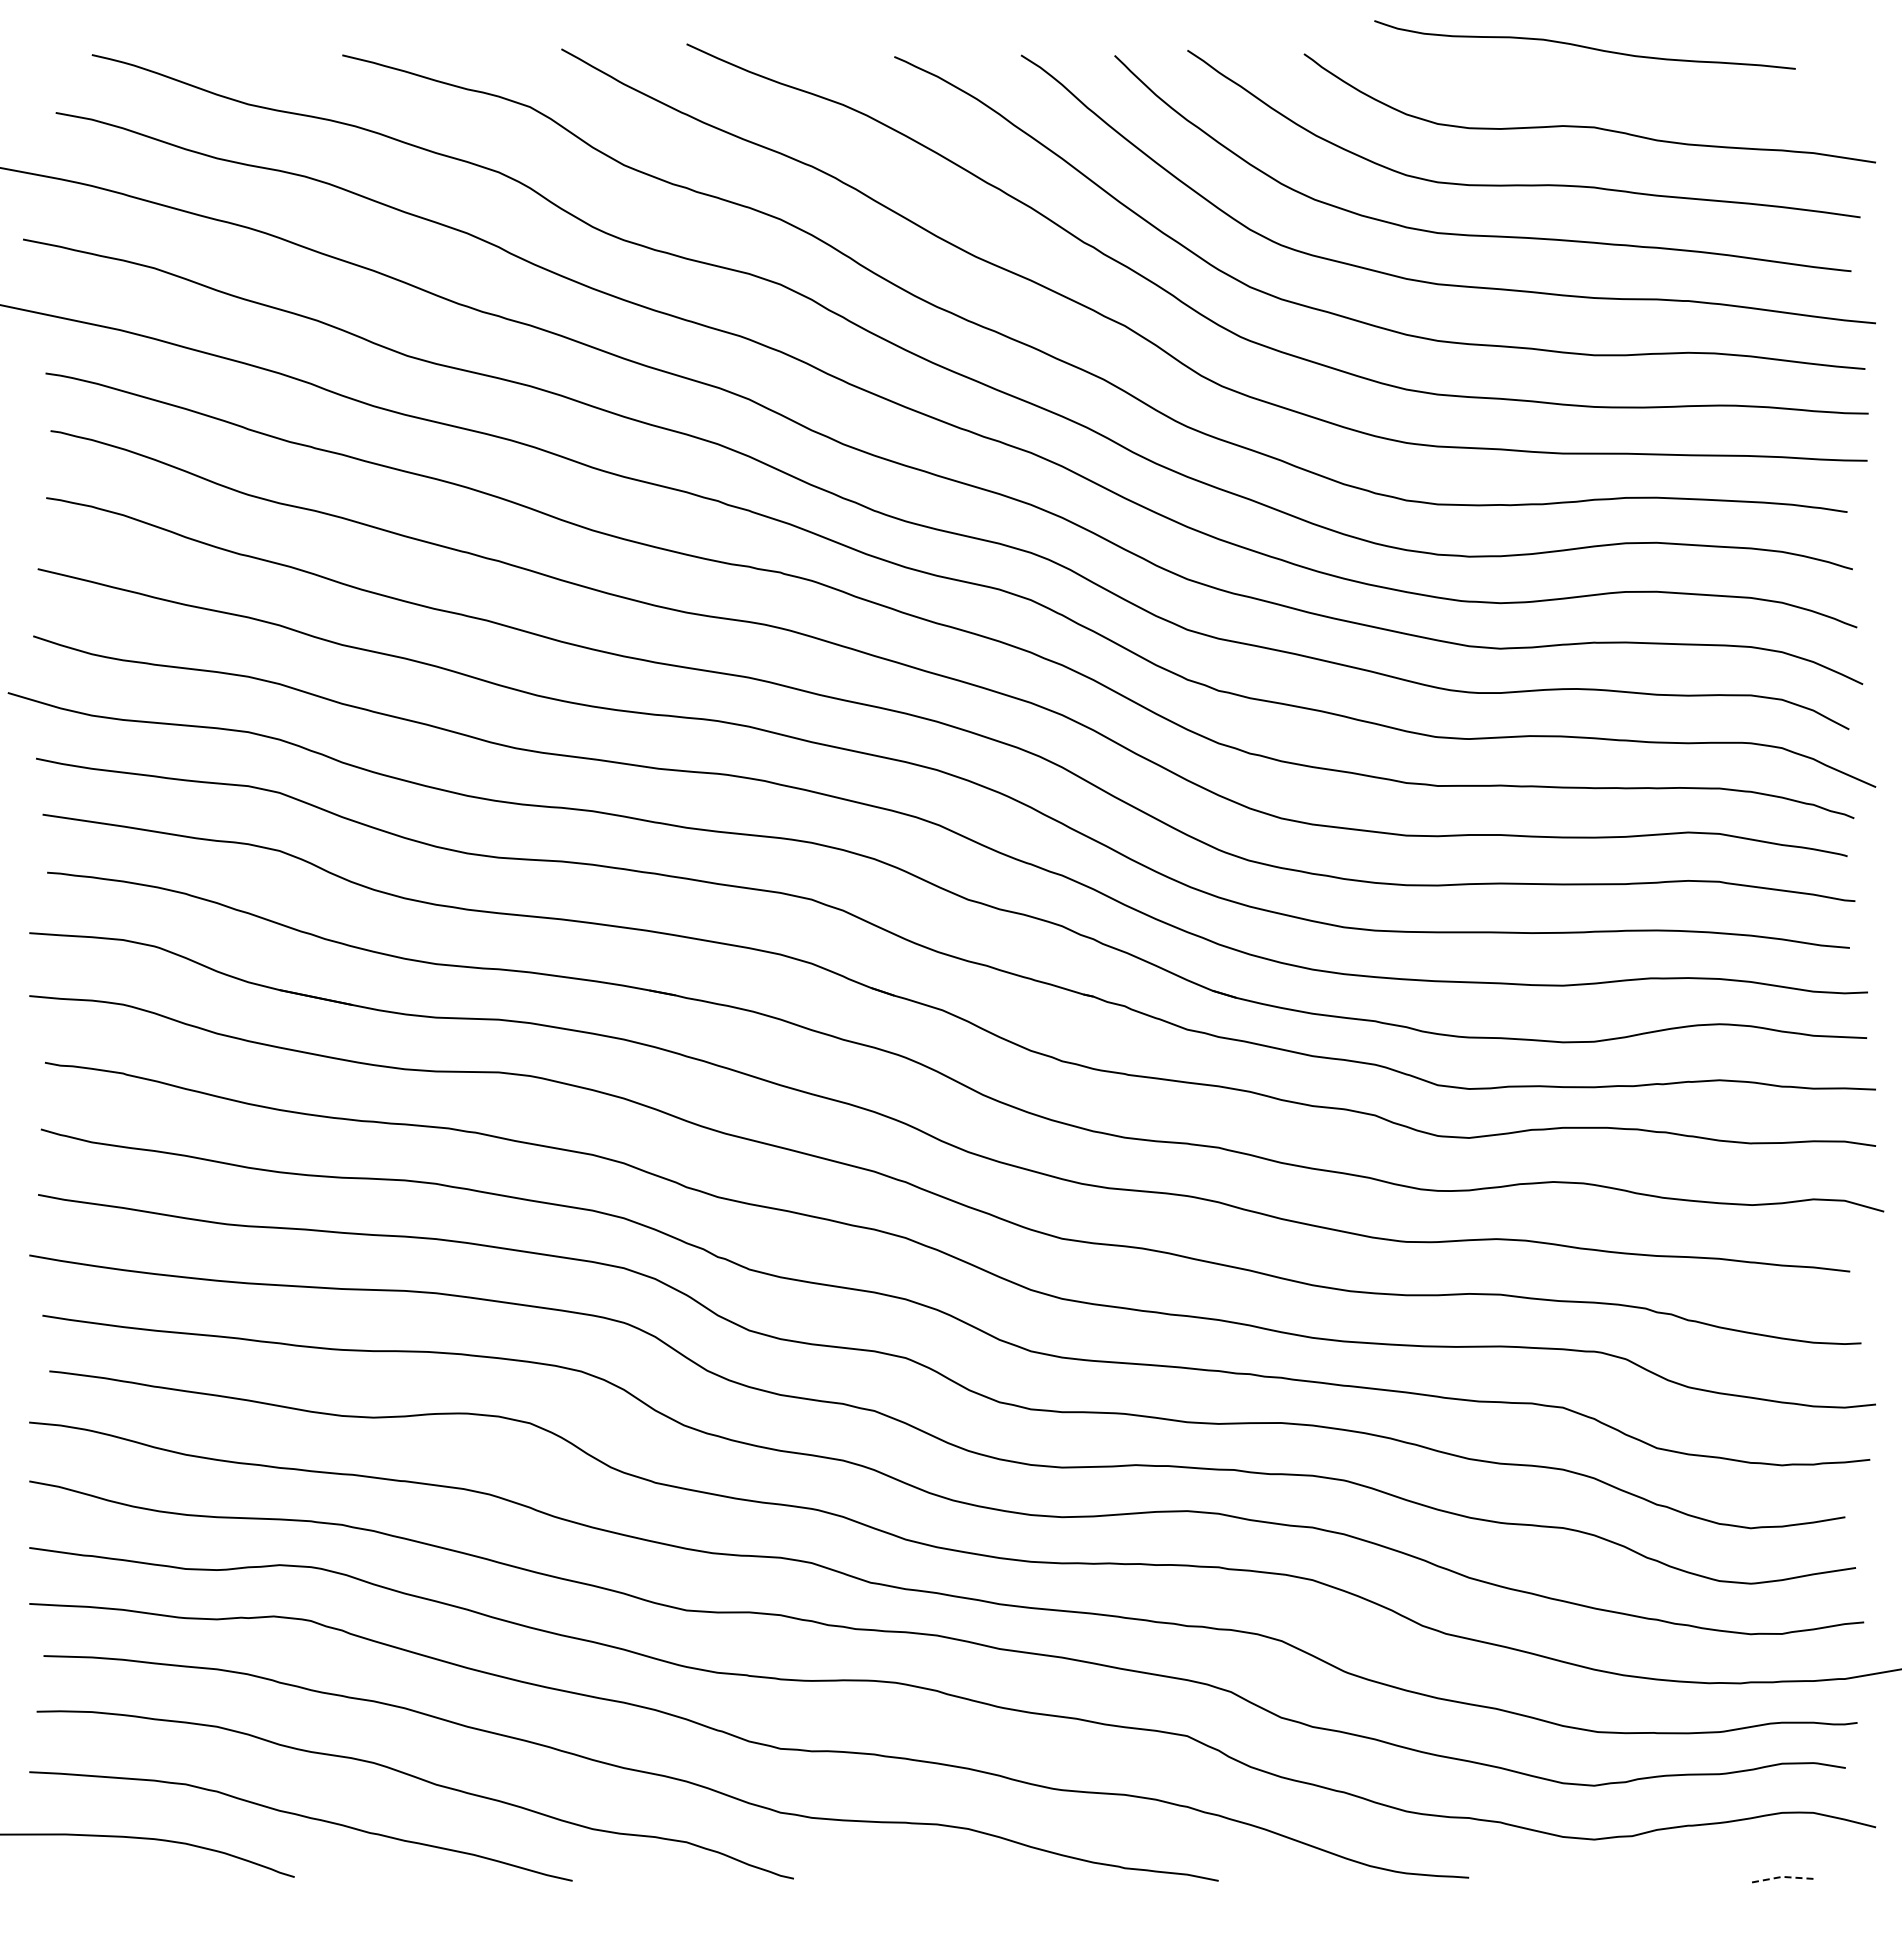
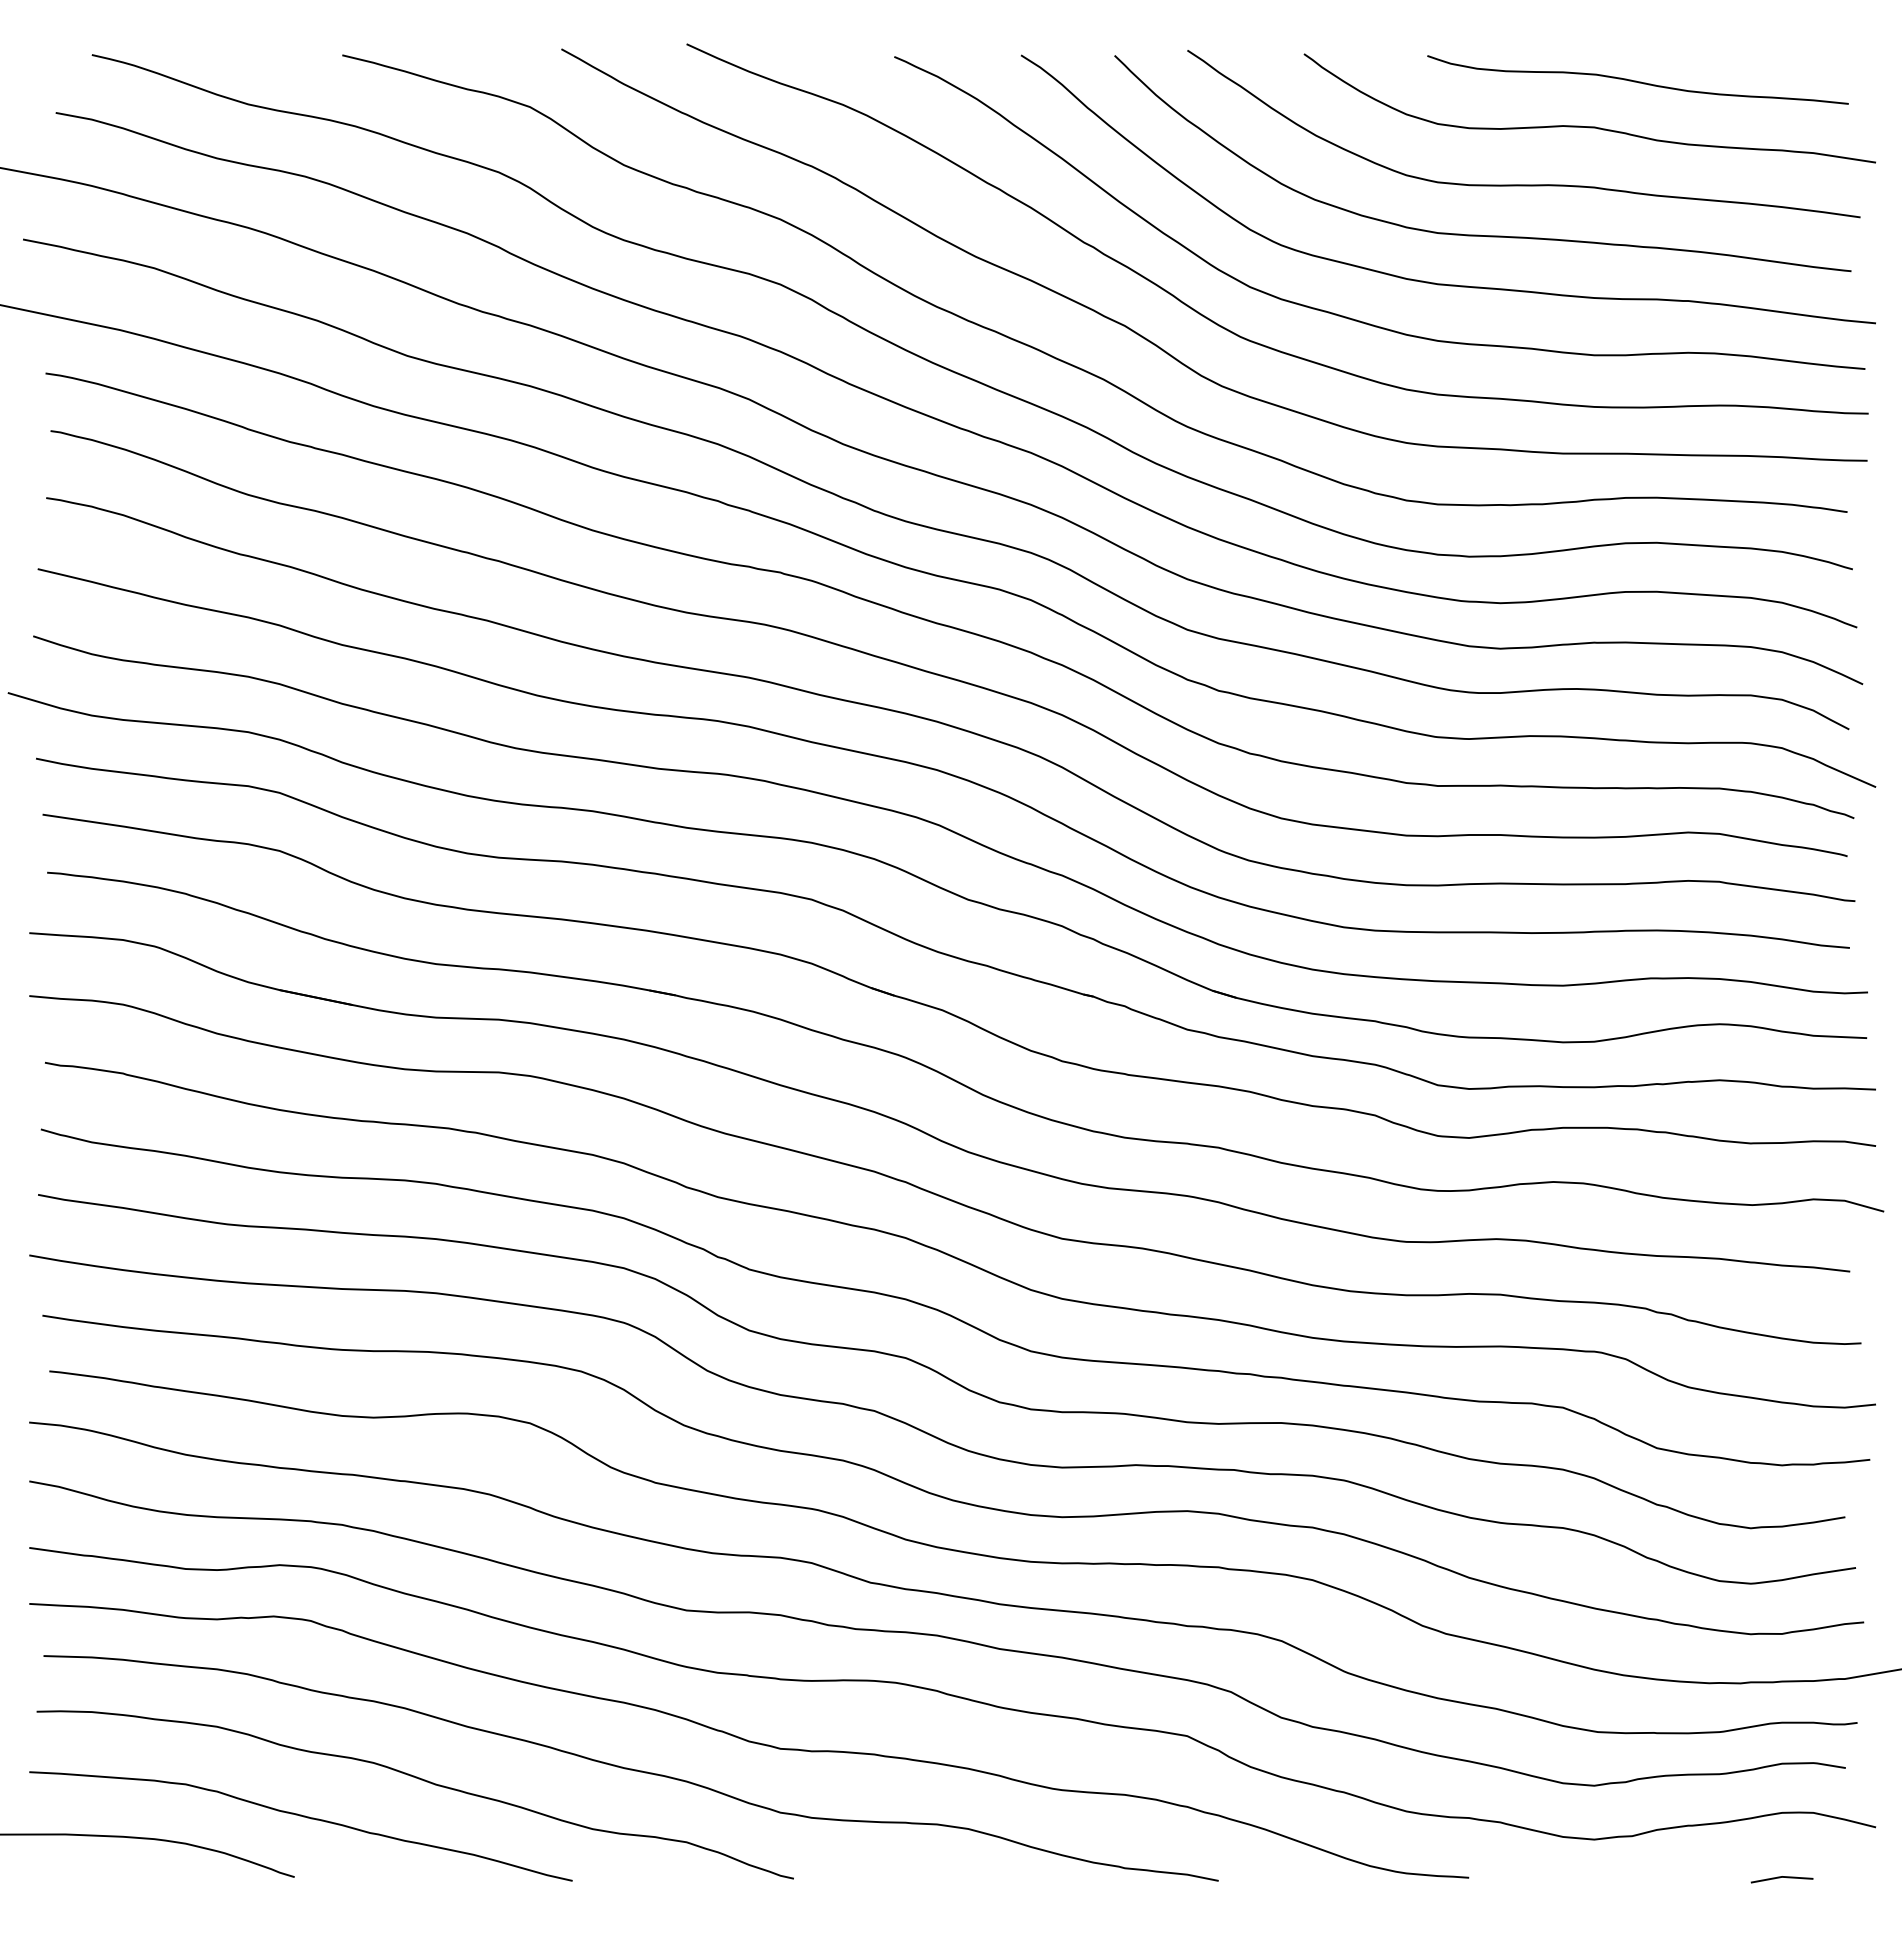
curve position: (1583, 45) -> (1636, 80) (1636, 80)
line: dashed -> solid (1782, 1876)
